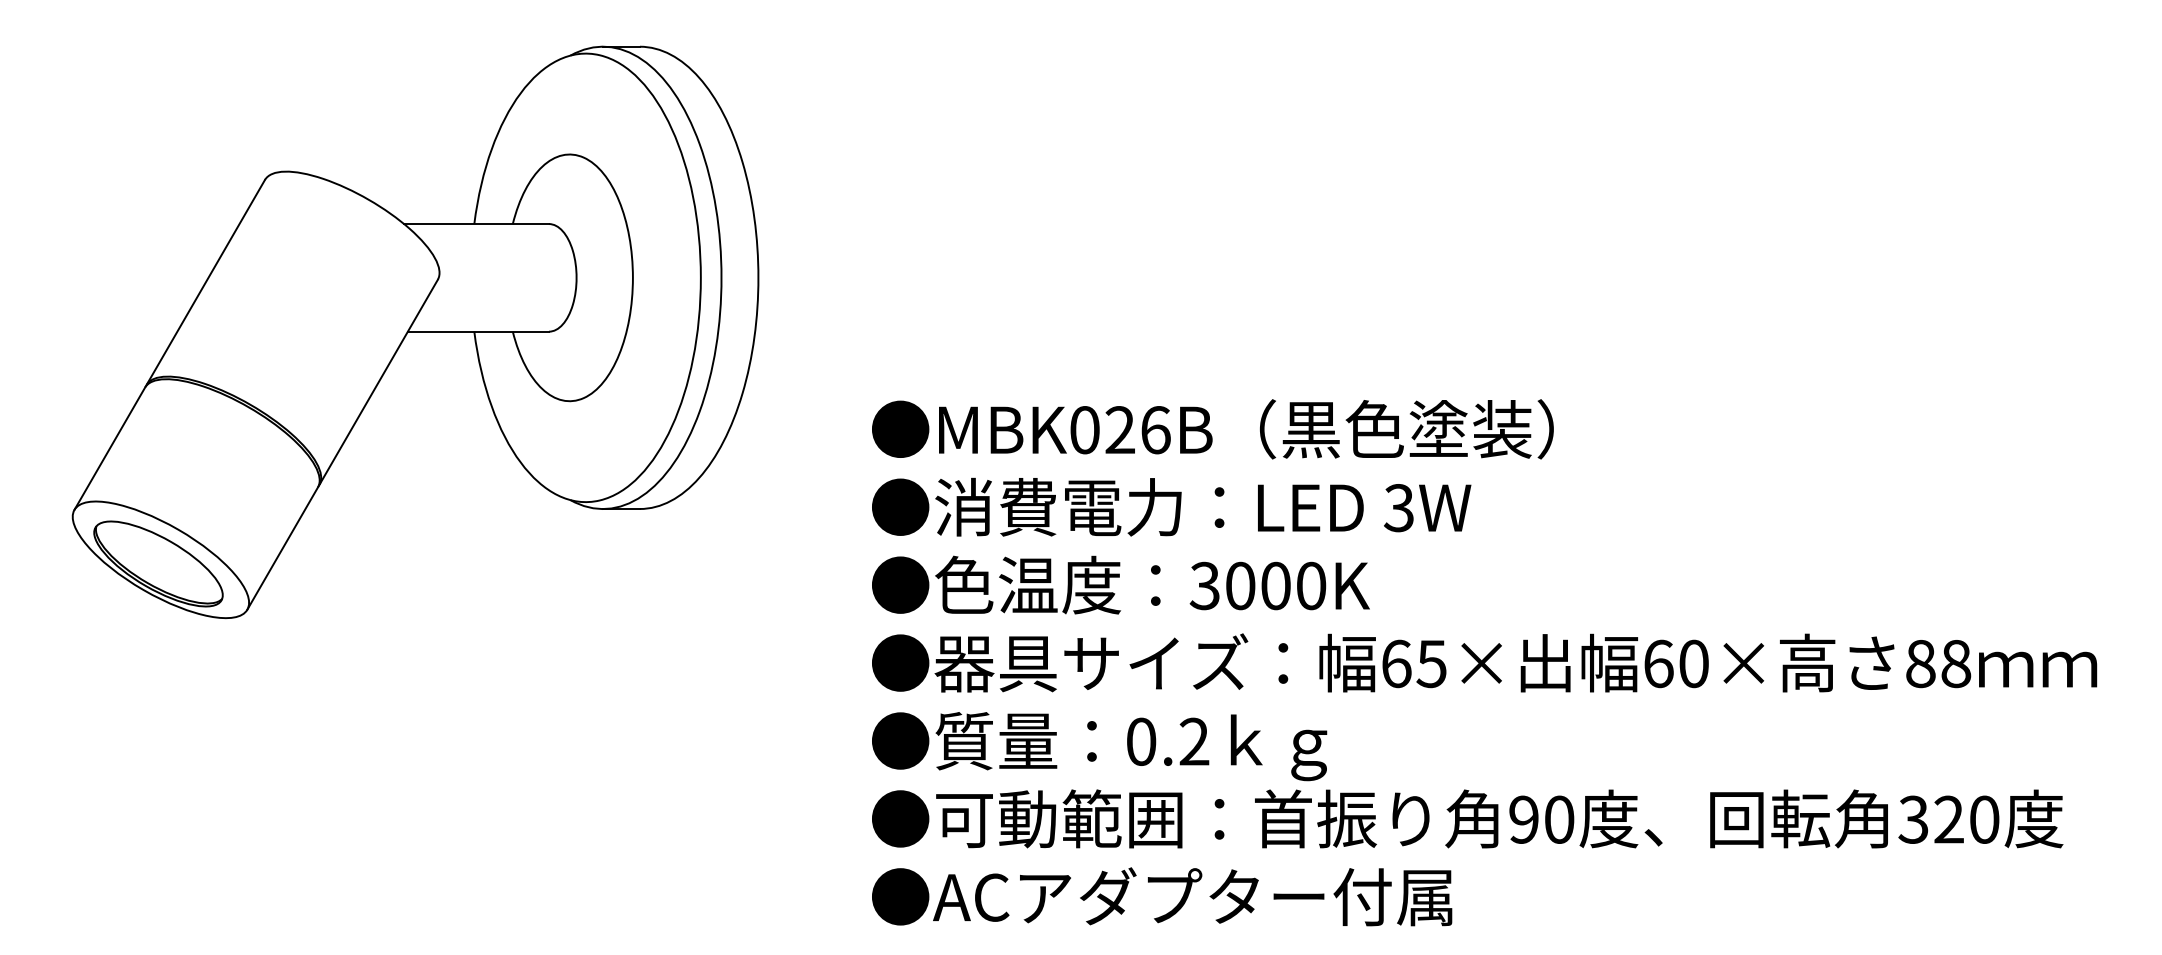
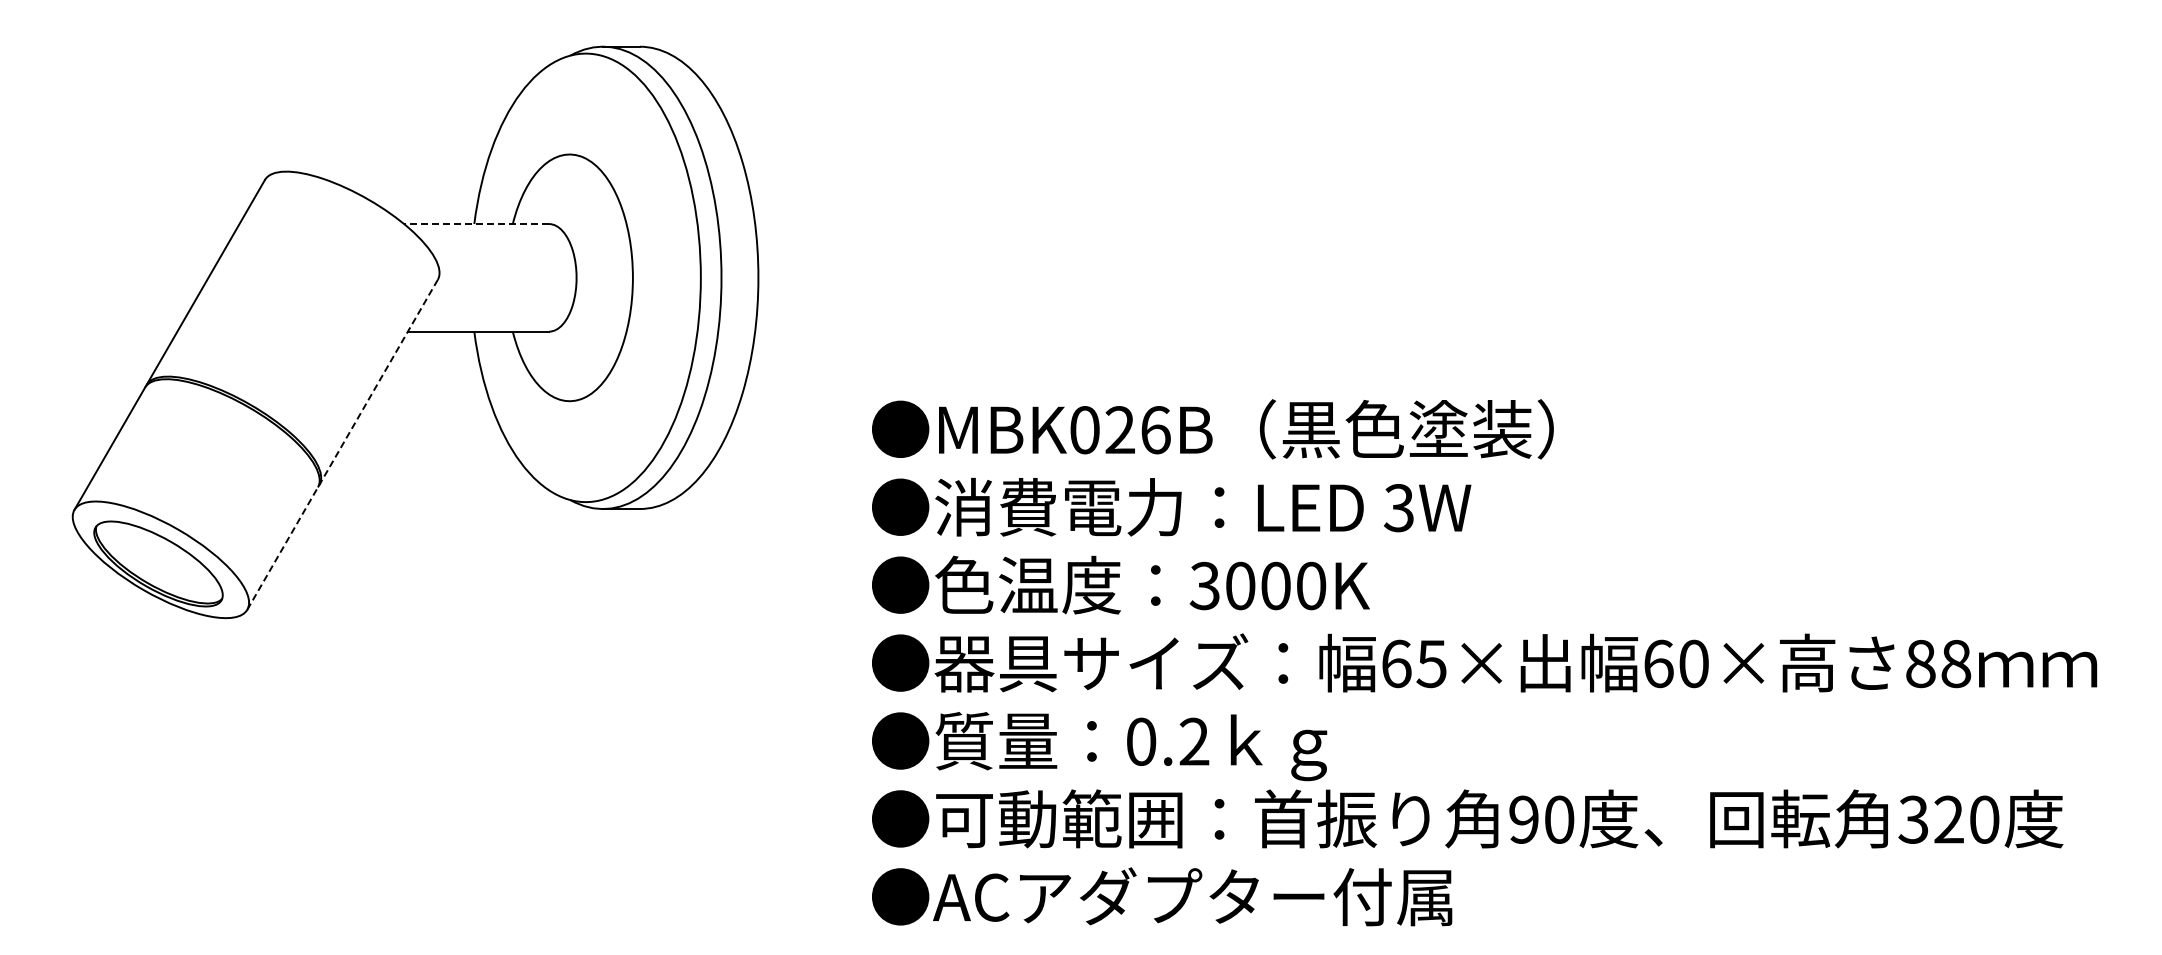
line: solid -> dashed (476, 224)
line: solid -> dashed (342, 445)
